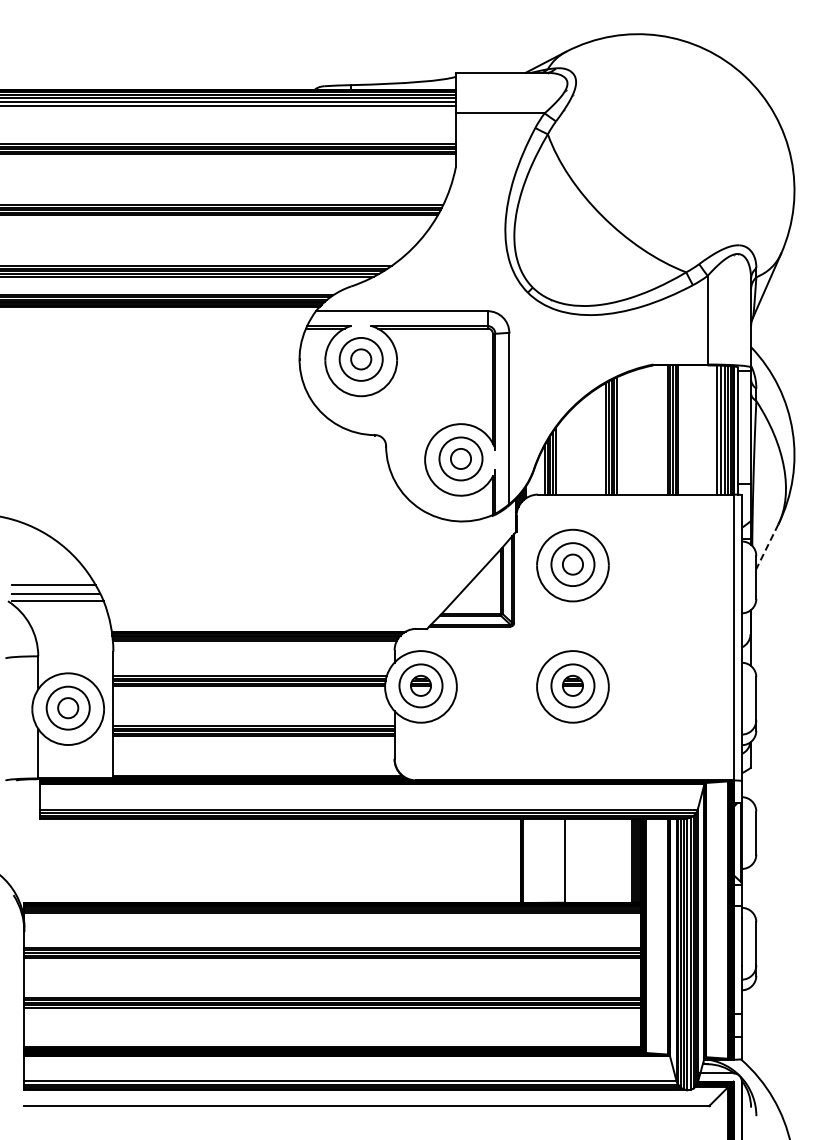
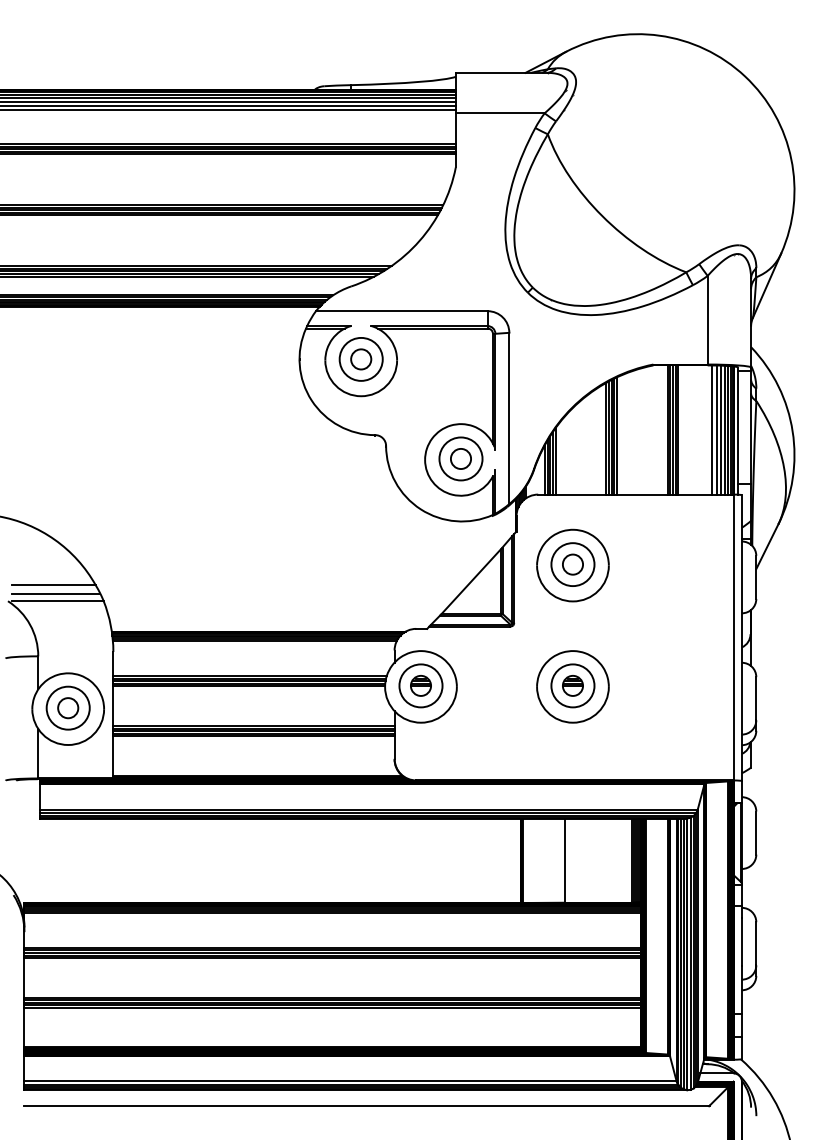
line: none -> present (228, 109)
line: none -> present (712, 429)
line: dashed -> solid (767, 546)
